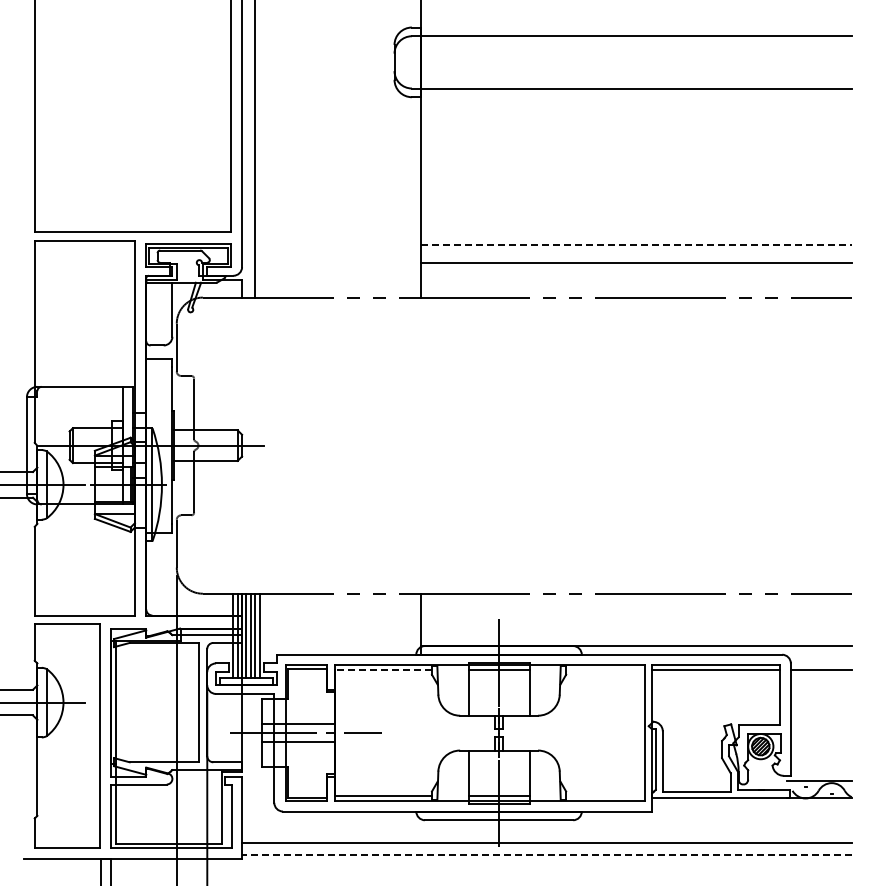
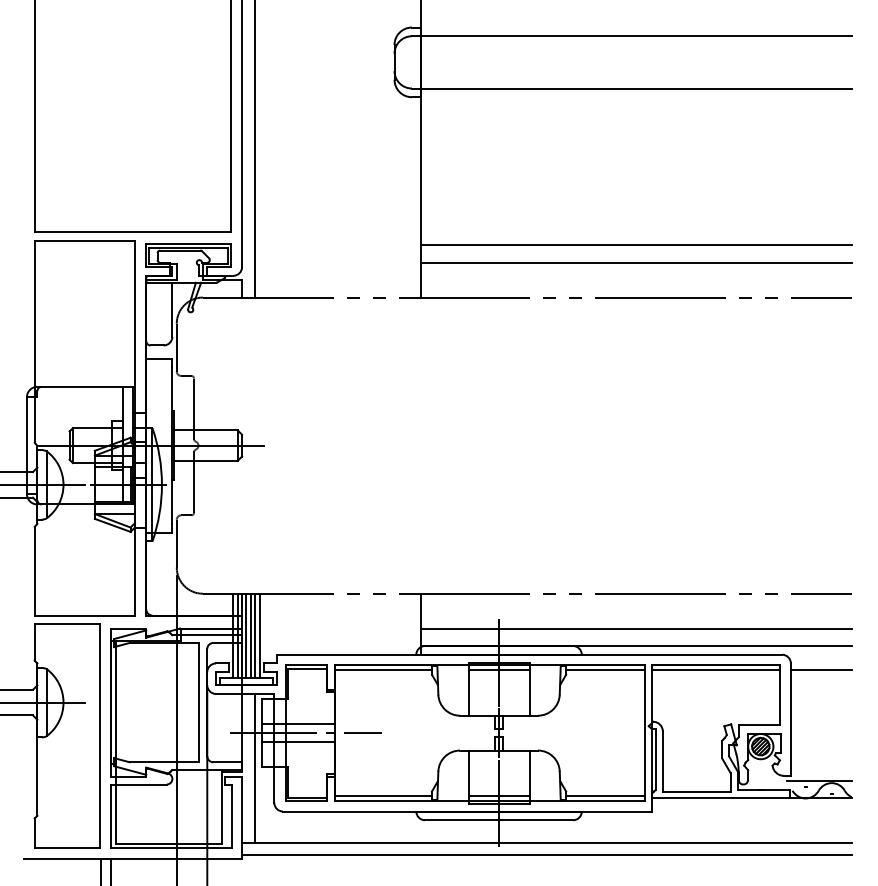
line: dashed -> solid (636, 245)
line: none -> present (635, 628)
line: dashed -> solid (383, 669)
line: none -> present (605, 669)
line: none -> present (255, 767)
line: none -> present (605, 796)
line: dashed -> solid (546, 855)
